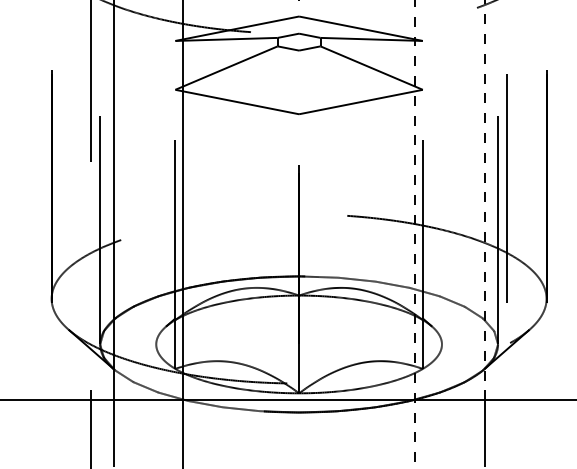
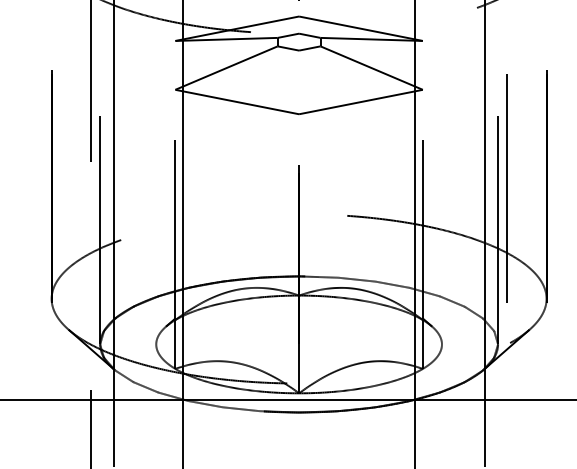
line: dashed -> solid (484, 200)
line: dashed -> solid (415, 234)
